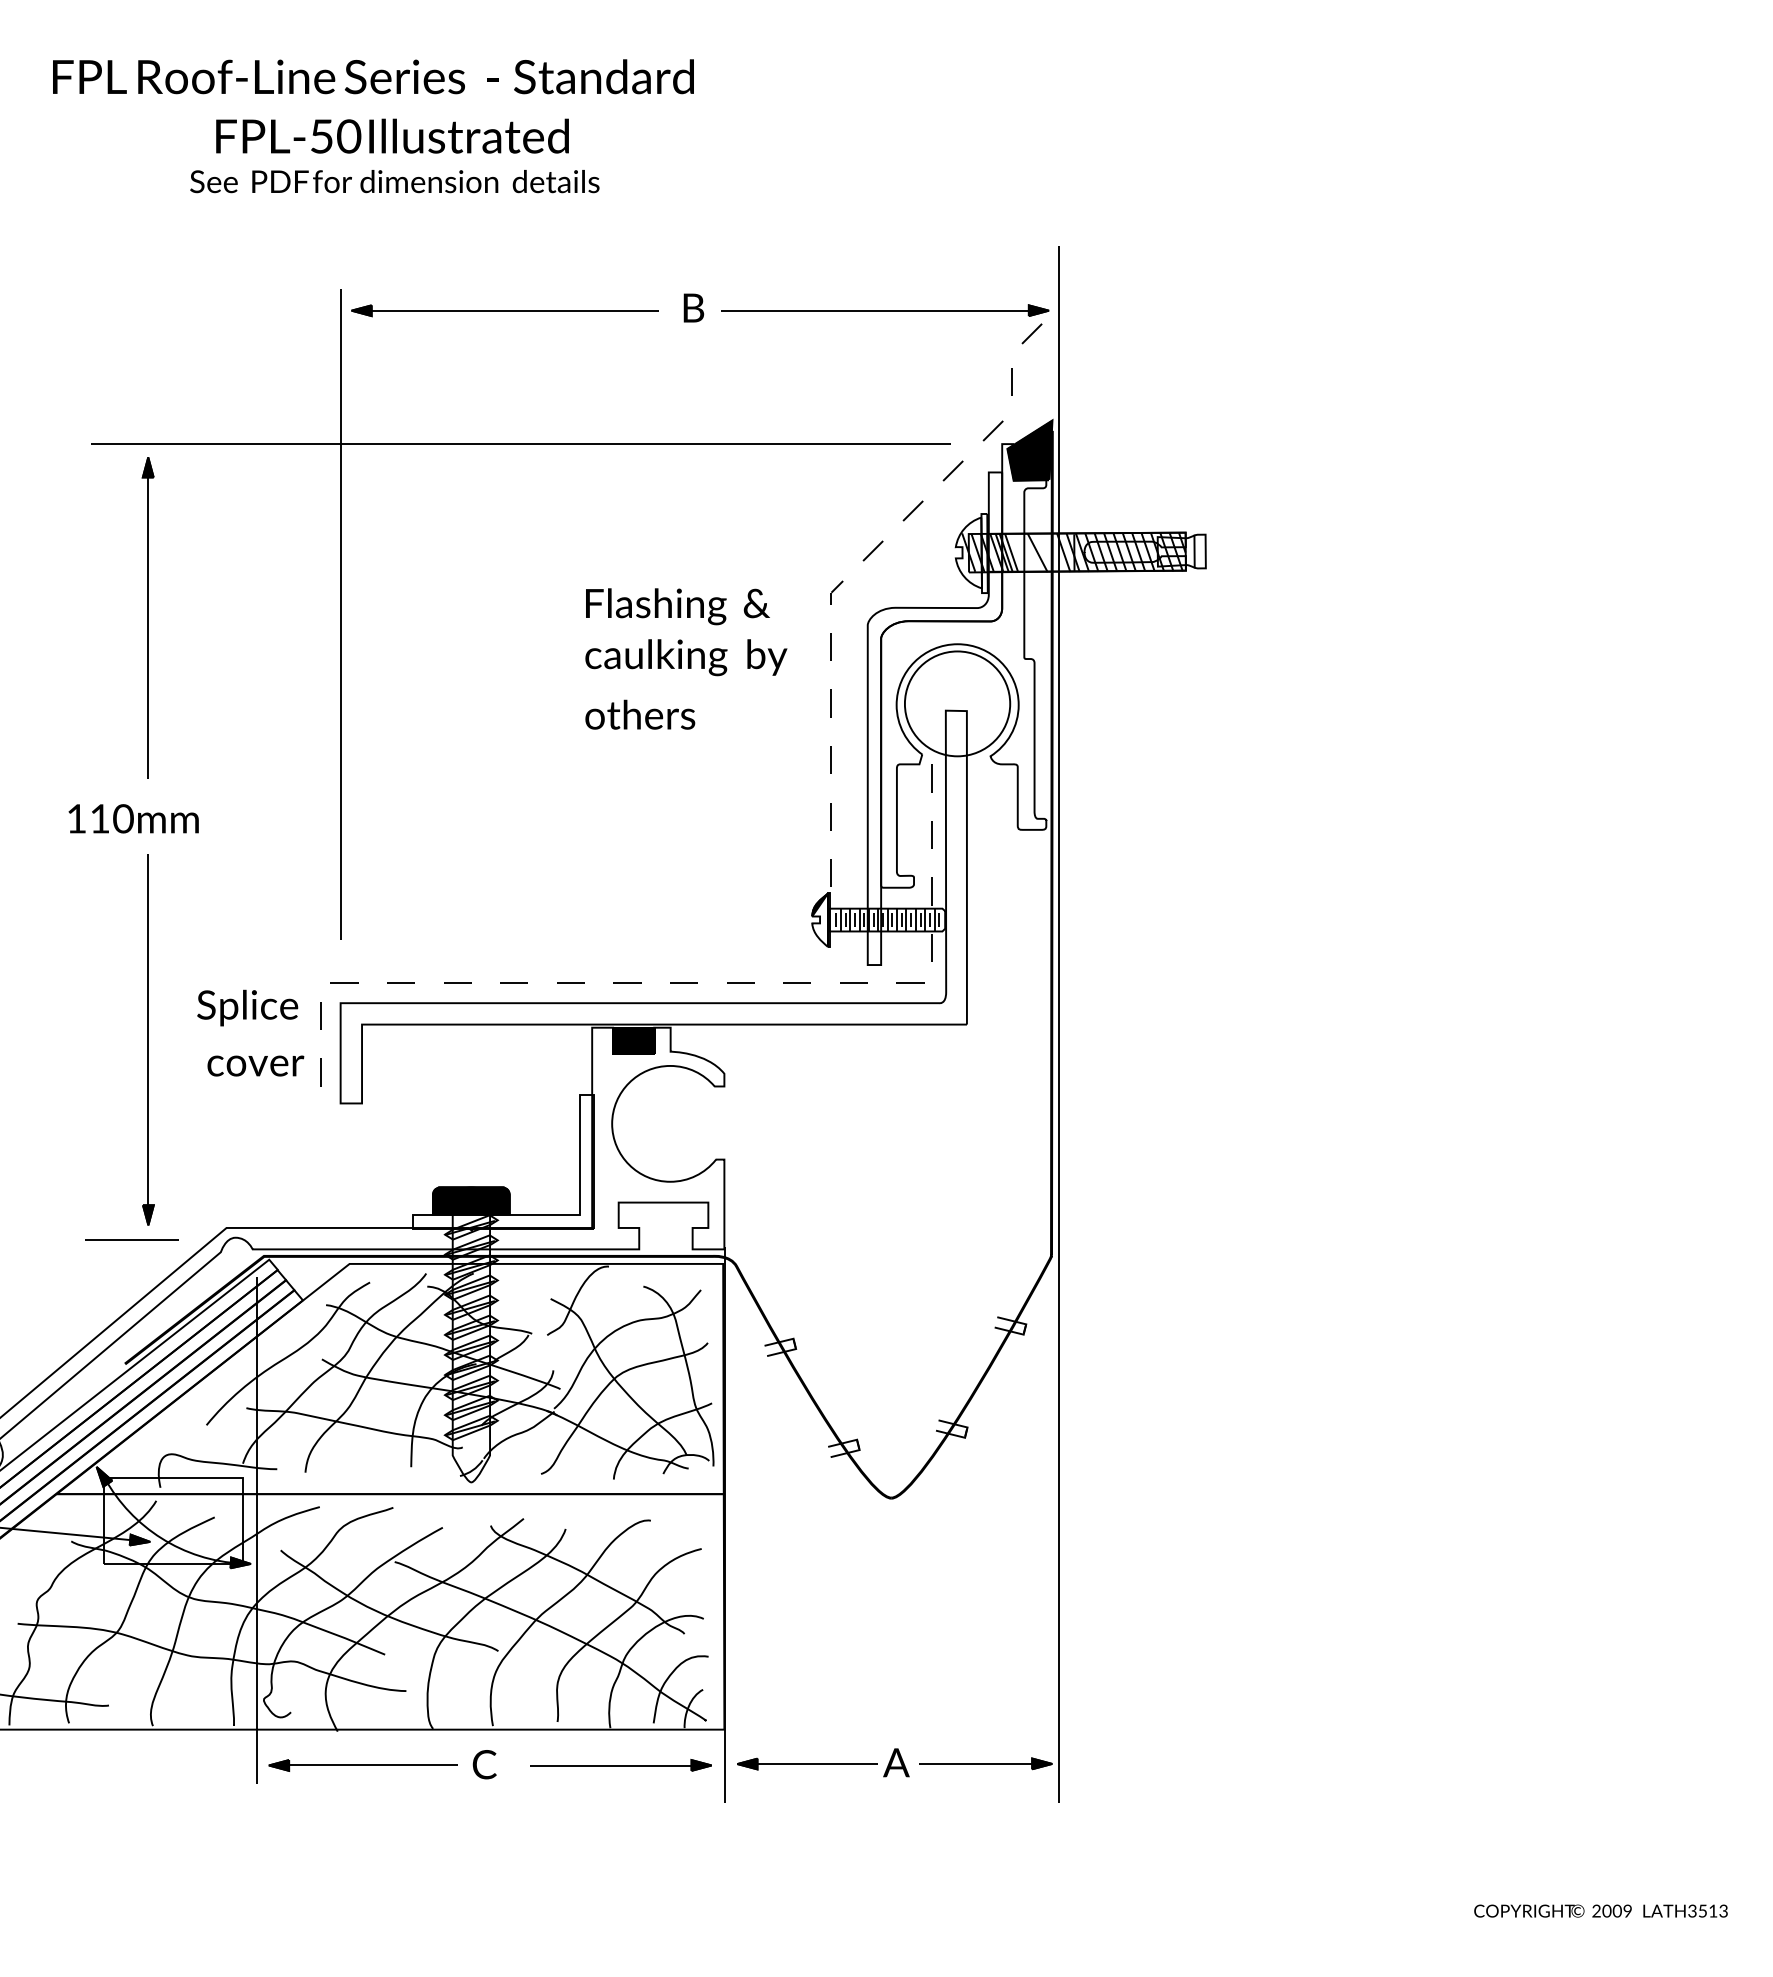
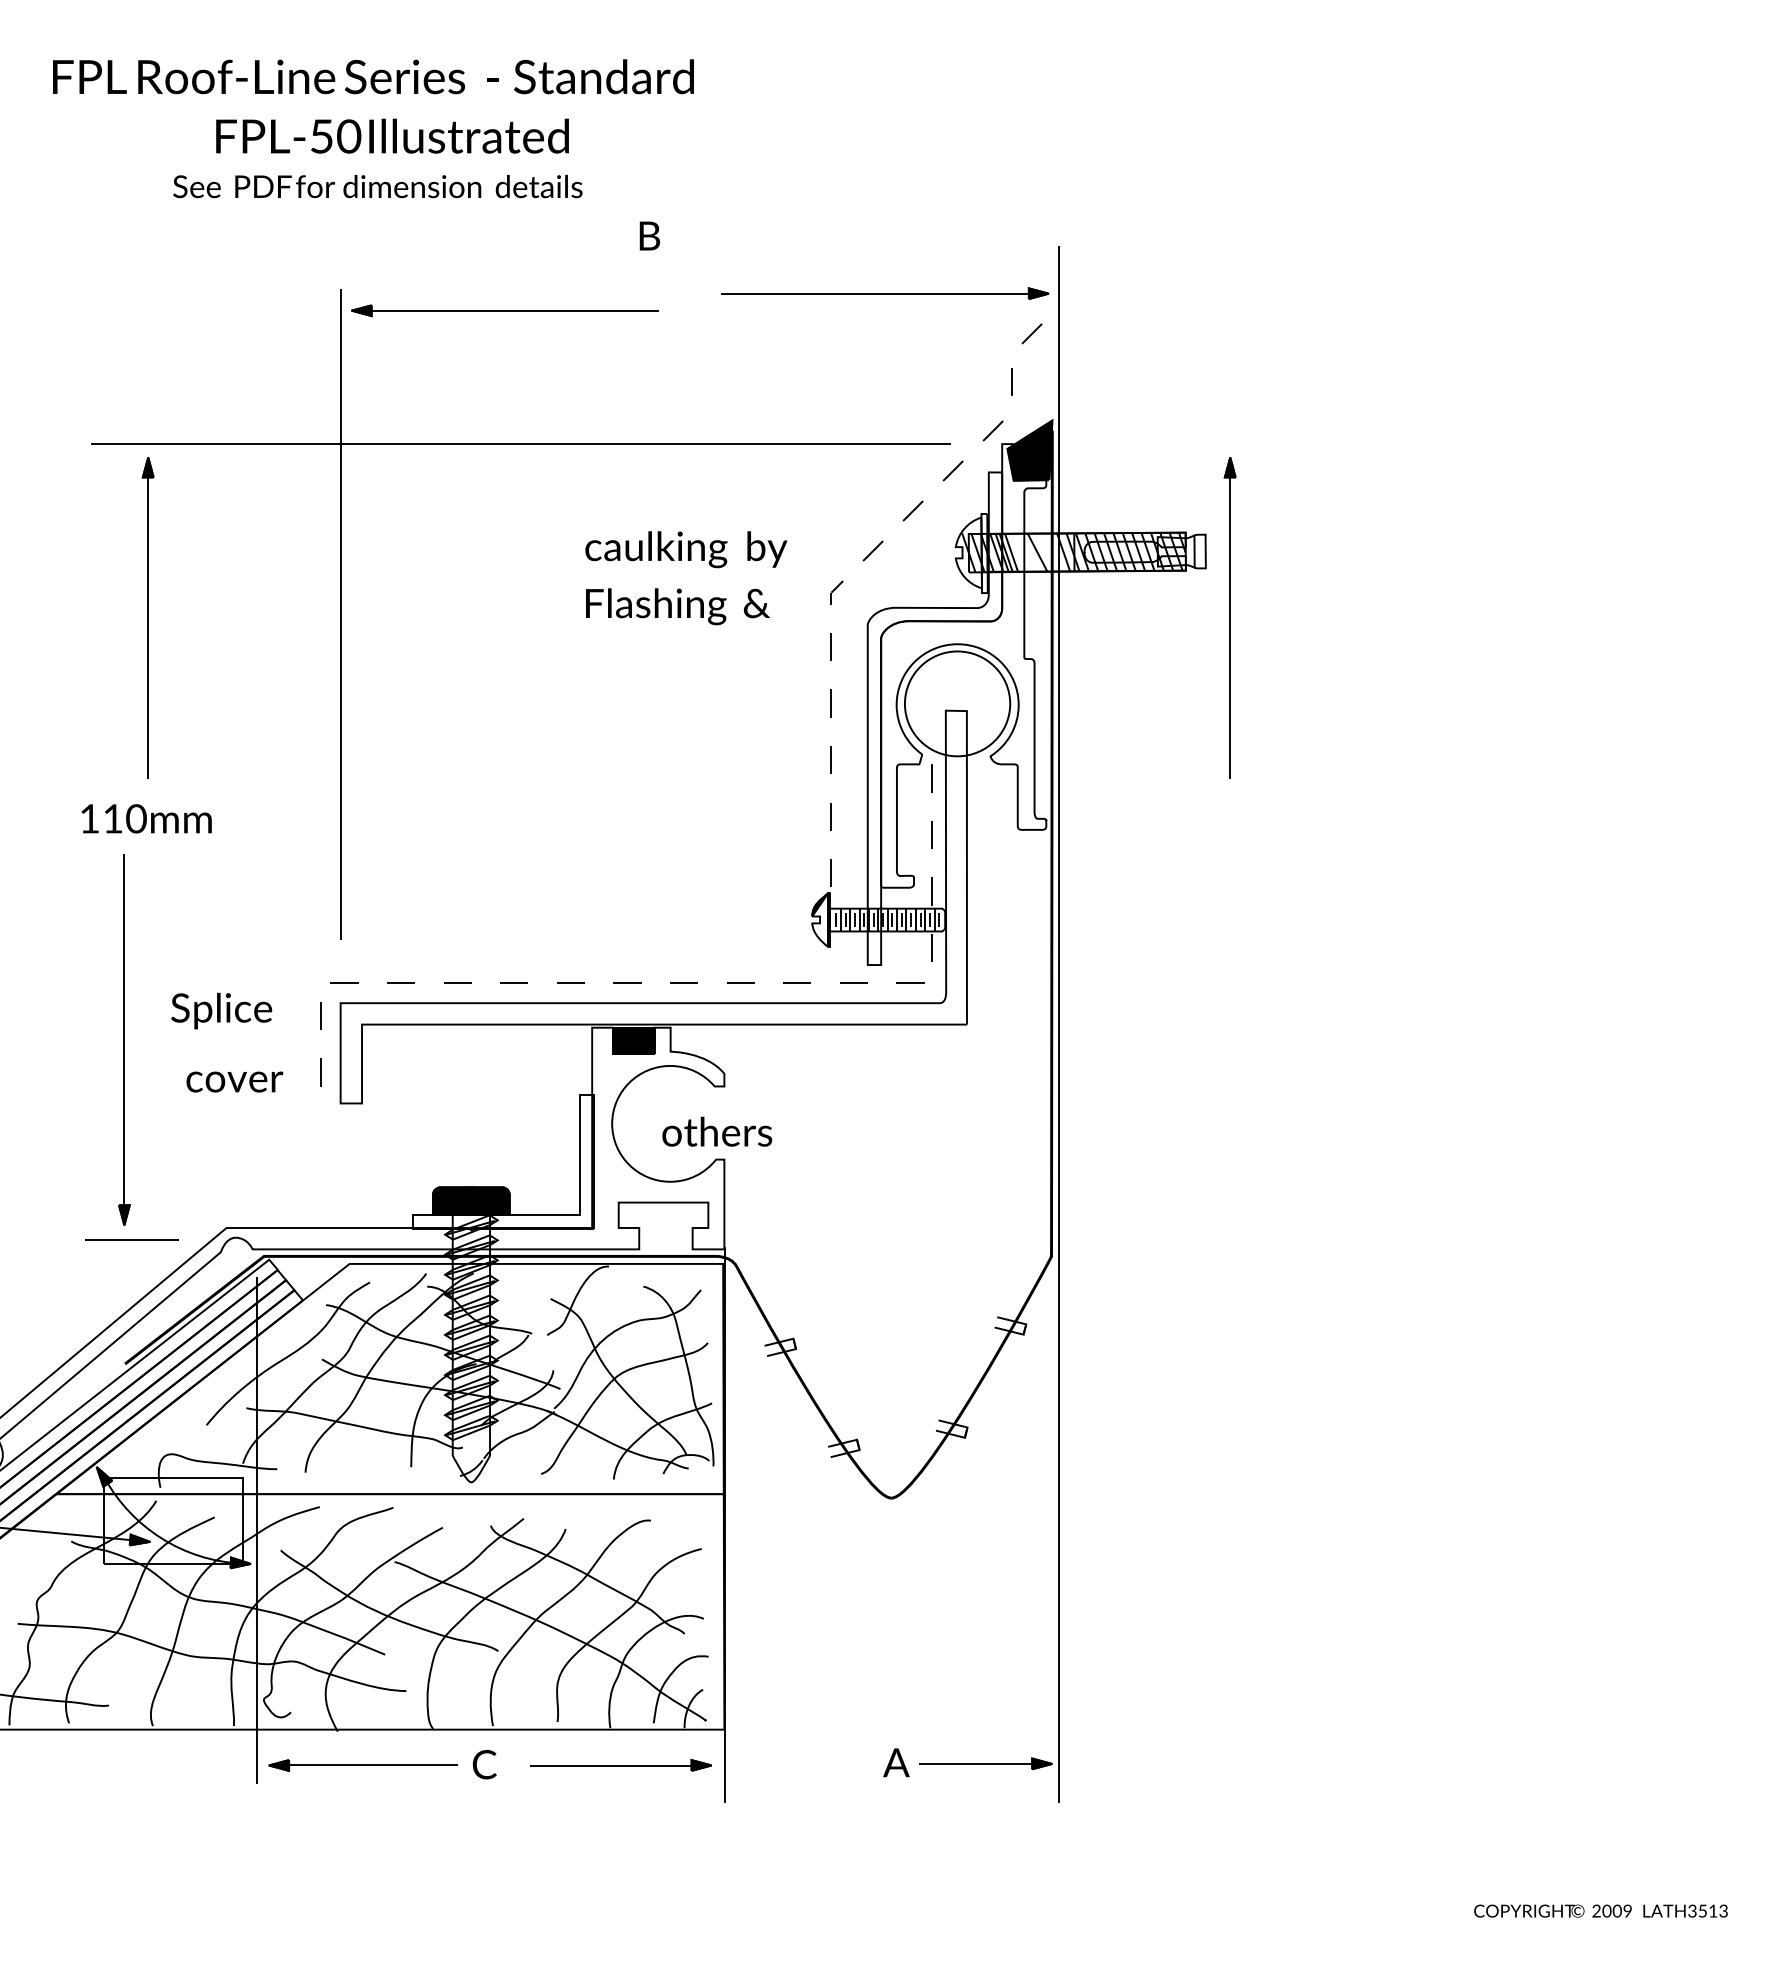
text position: (394, 181) -> (377, 186) (377, 186)
text position: (693, 307) -> (649, 235) (649, 235)
part position: (885, 310) -> (885, 293) (885, 293)
part: none -> present (1229, 617)
text position: (686, 657) -> (686, 549) (686, 549)
text position: (640, 714) -> (717, 1131) (717, 1131)
text position: (133, 818) -> (146, 818) (146, 818)
text position: (247, 1007) -> (221, 1010) (221, 1010)
part position: (148, 1039) -> (124, 1039) (124, 1039)
text position: (255, 1065) -> (234, 1081) (234, 1081)
part: present -> none (807, 1763)
